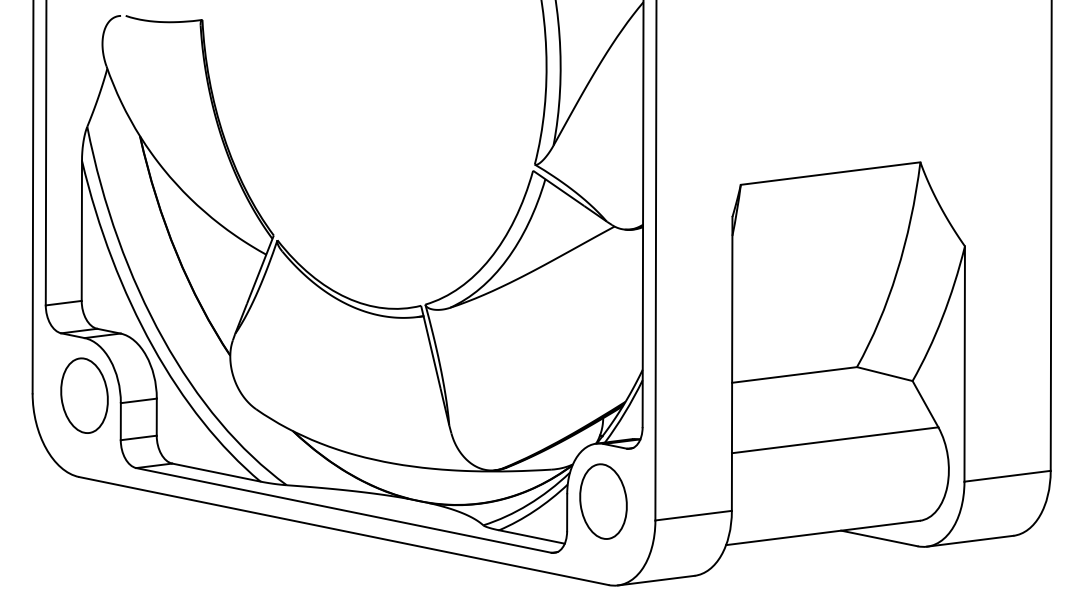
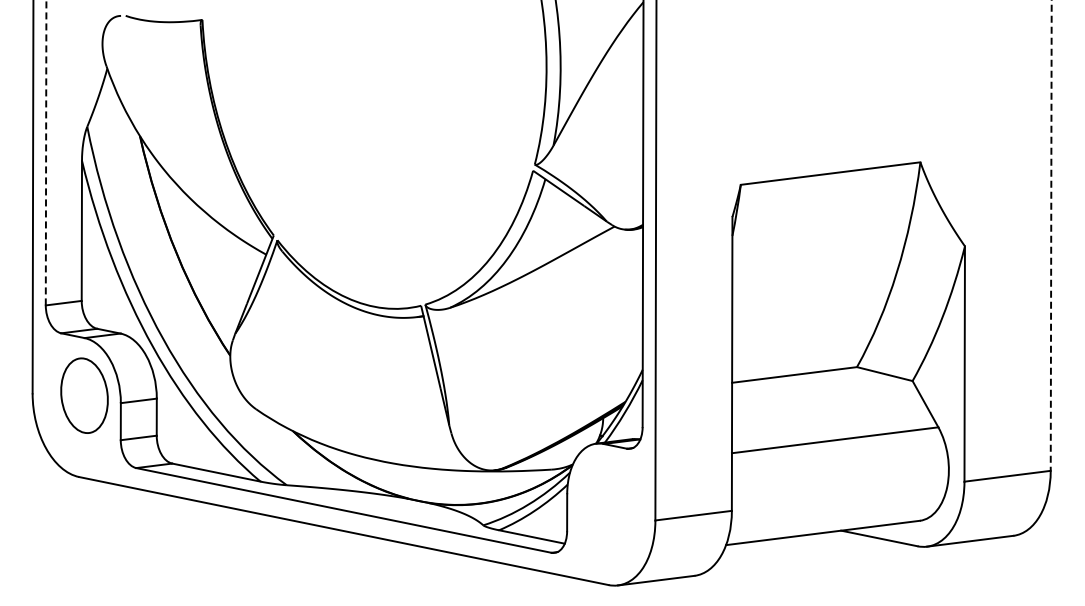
line: solid -> dashed (46, 152)
line: solid -> dashed (1051, 236)
part: present -> none (603, 501)
